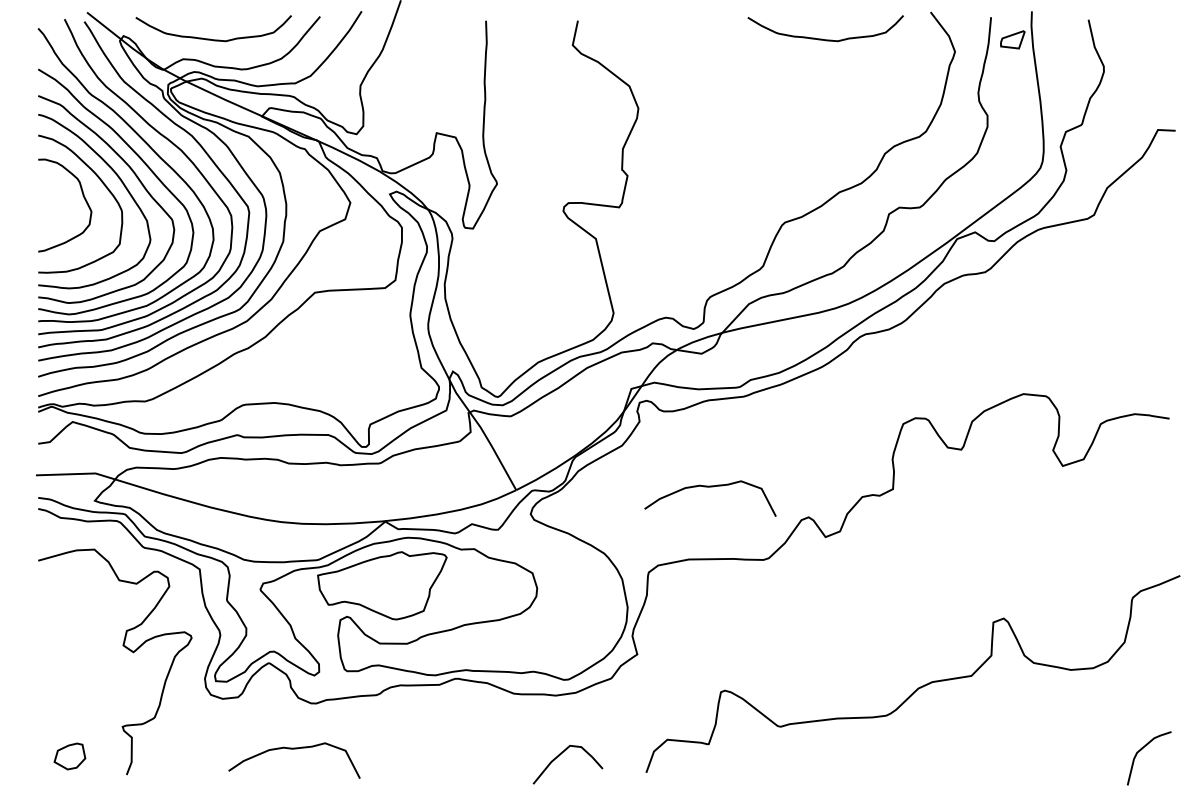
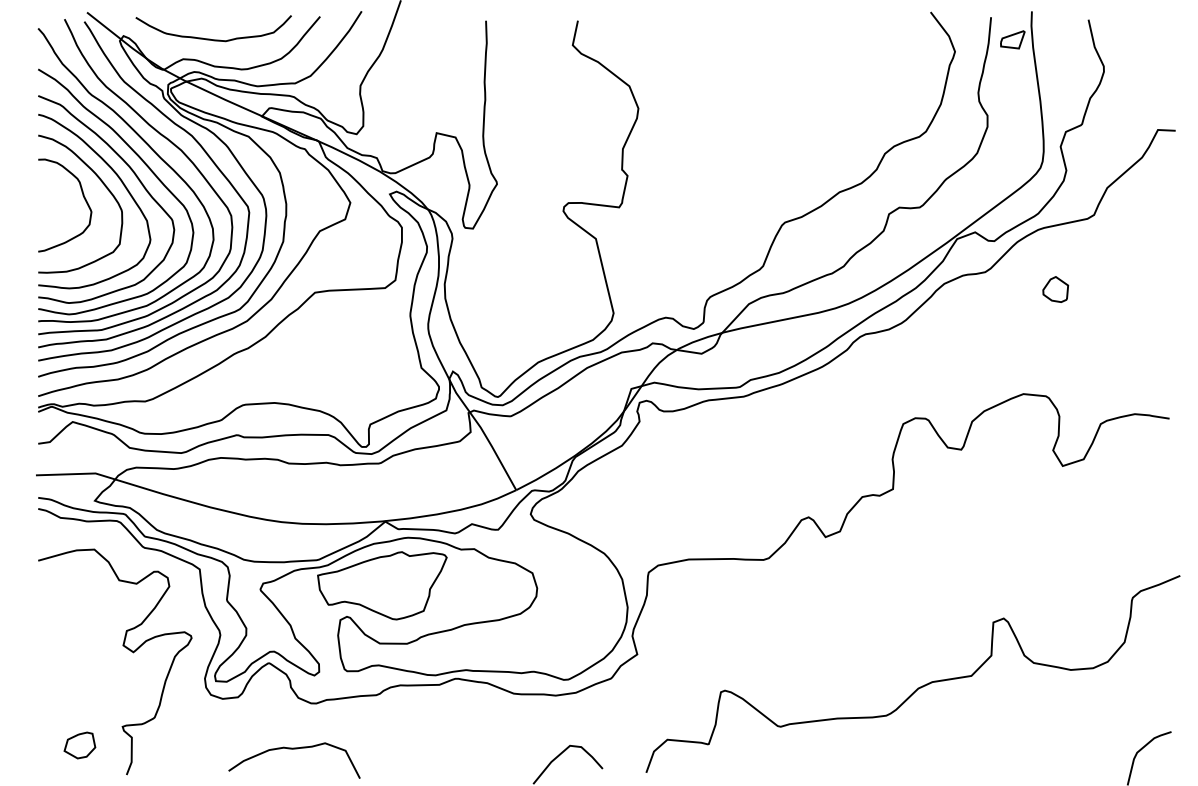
curve: present -> none (822, 38)
part: none -> present (1055, 289)
curve: present -> none (710, 487)
part position: (69, 756) -> (79, 745) (79, 745)
